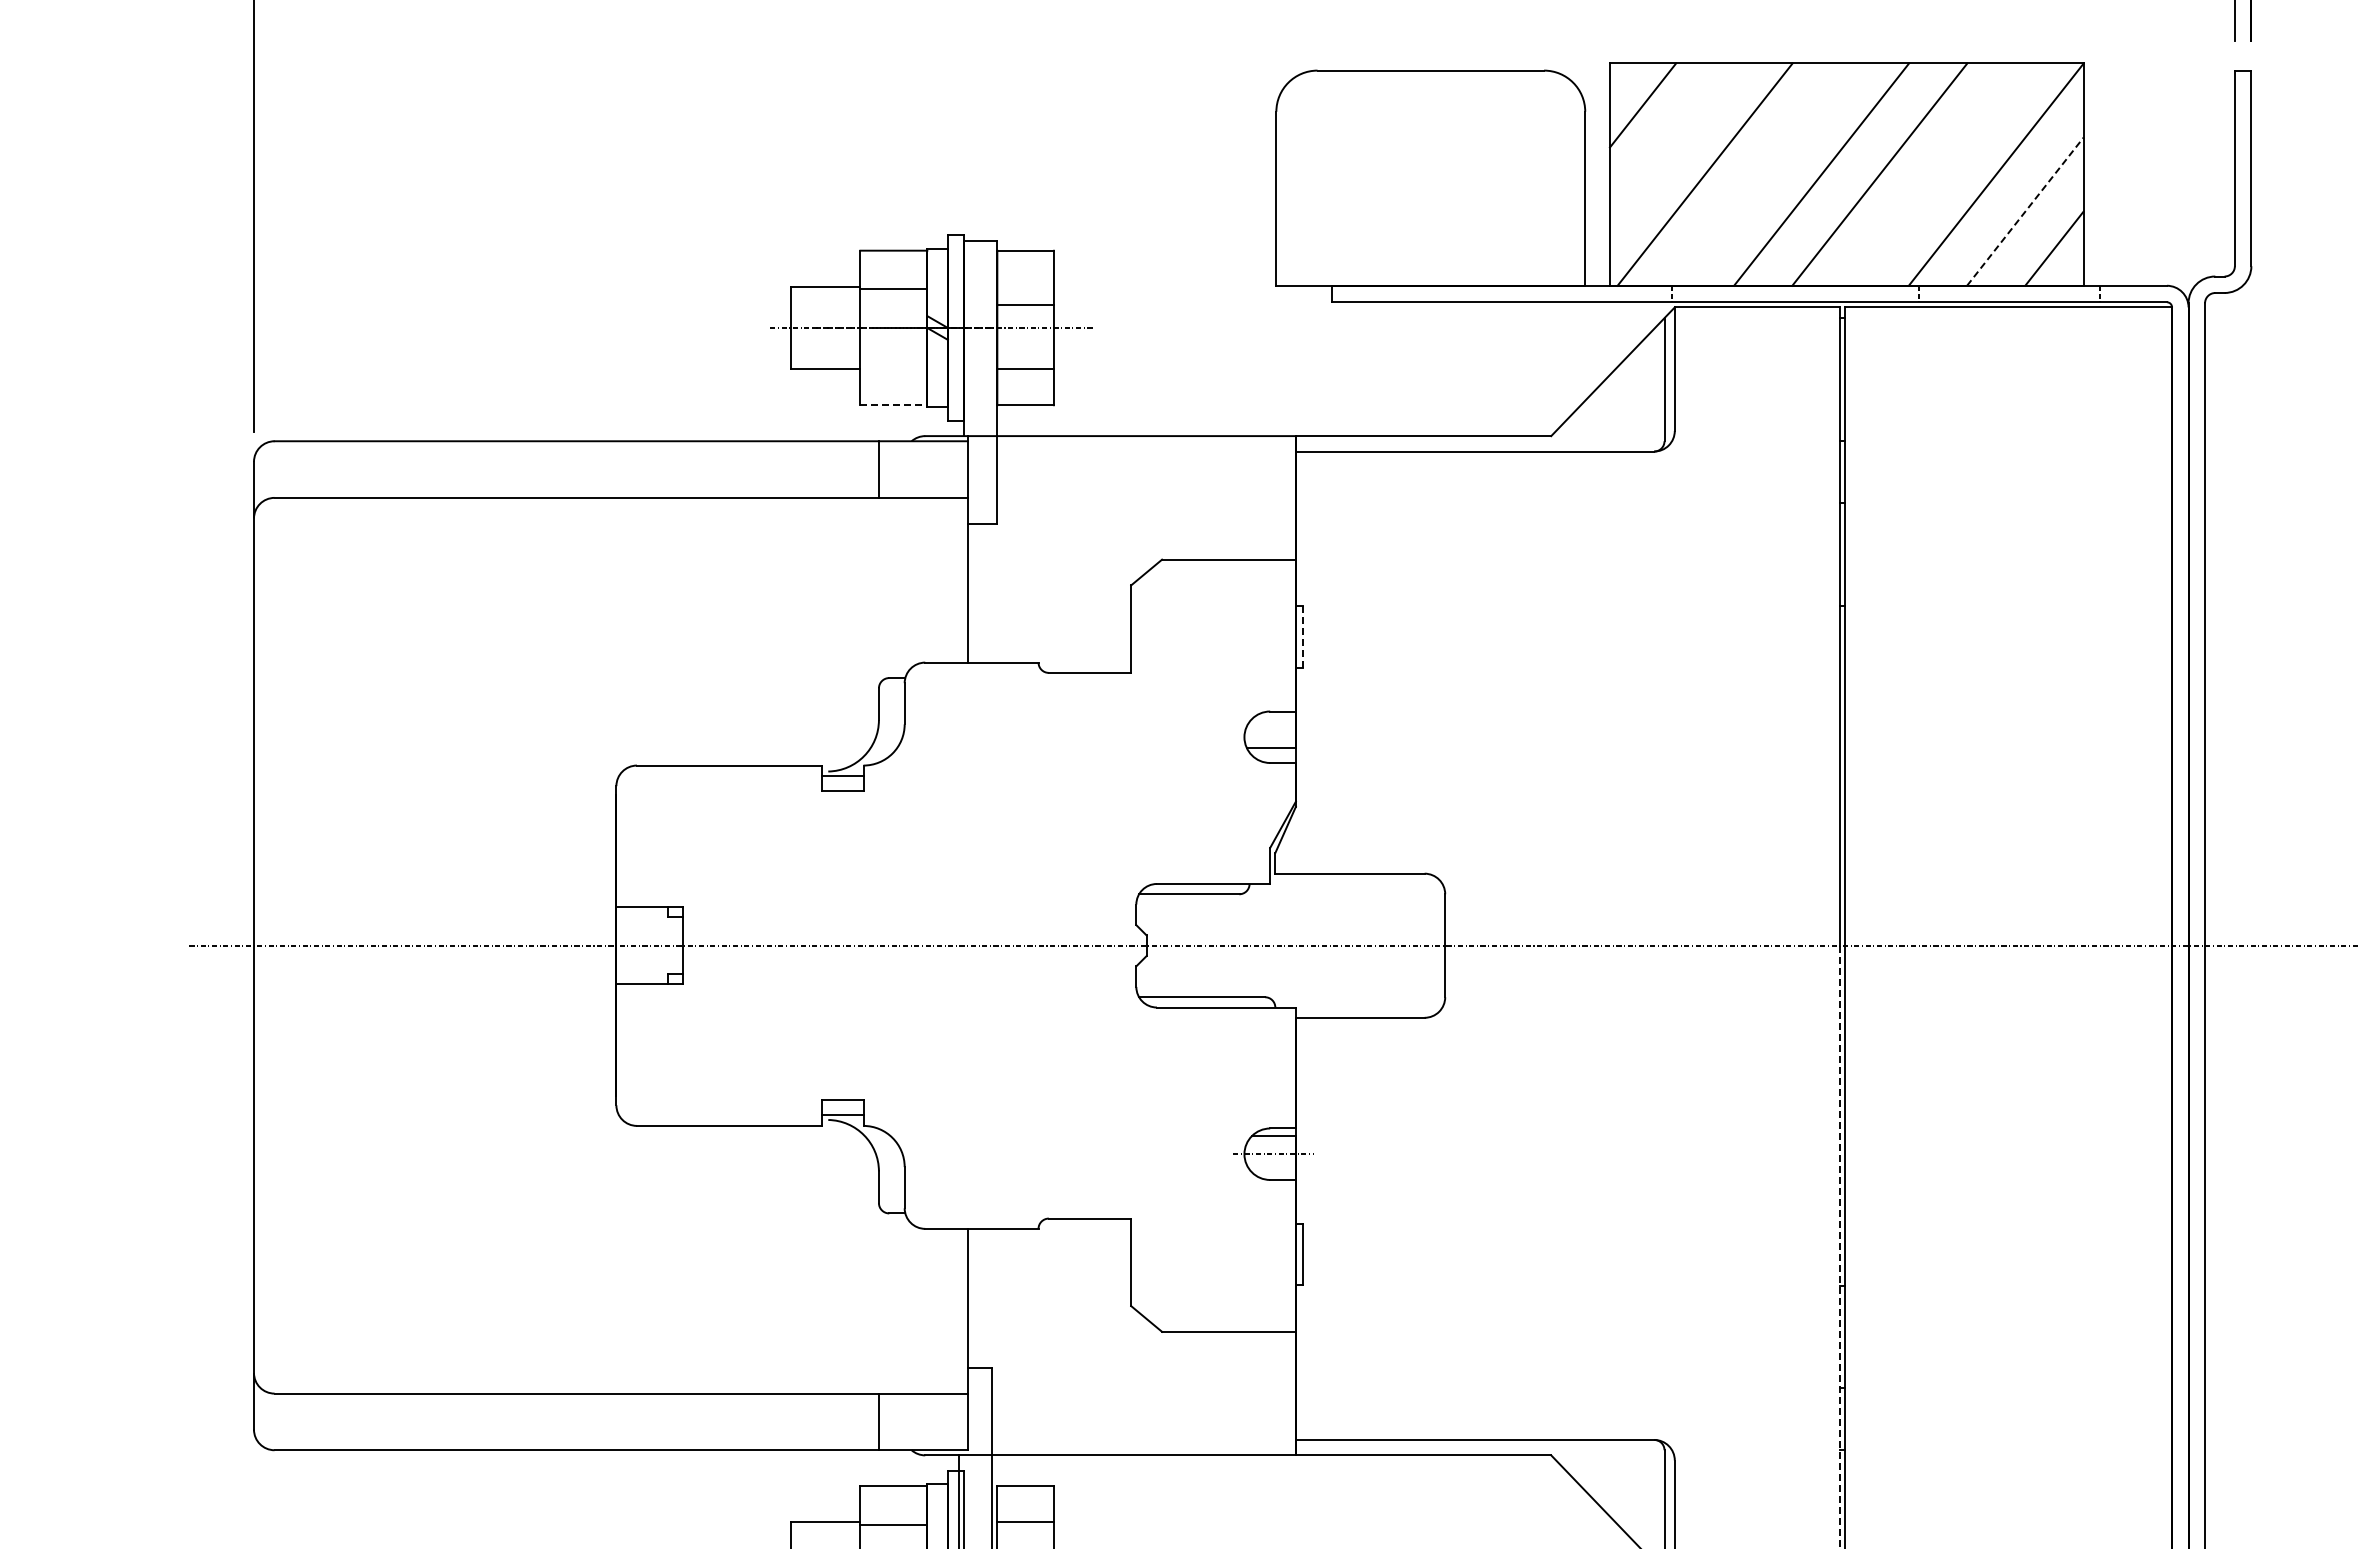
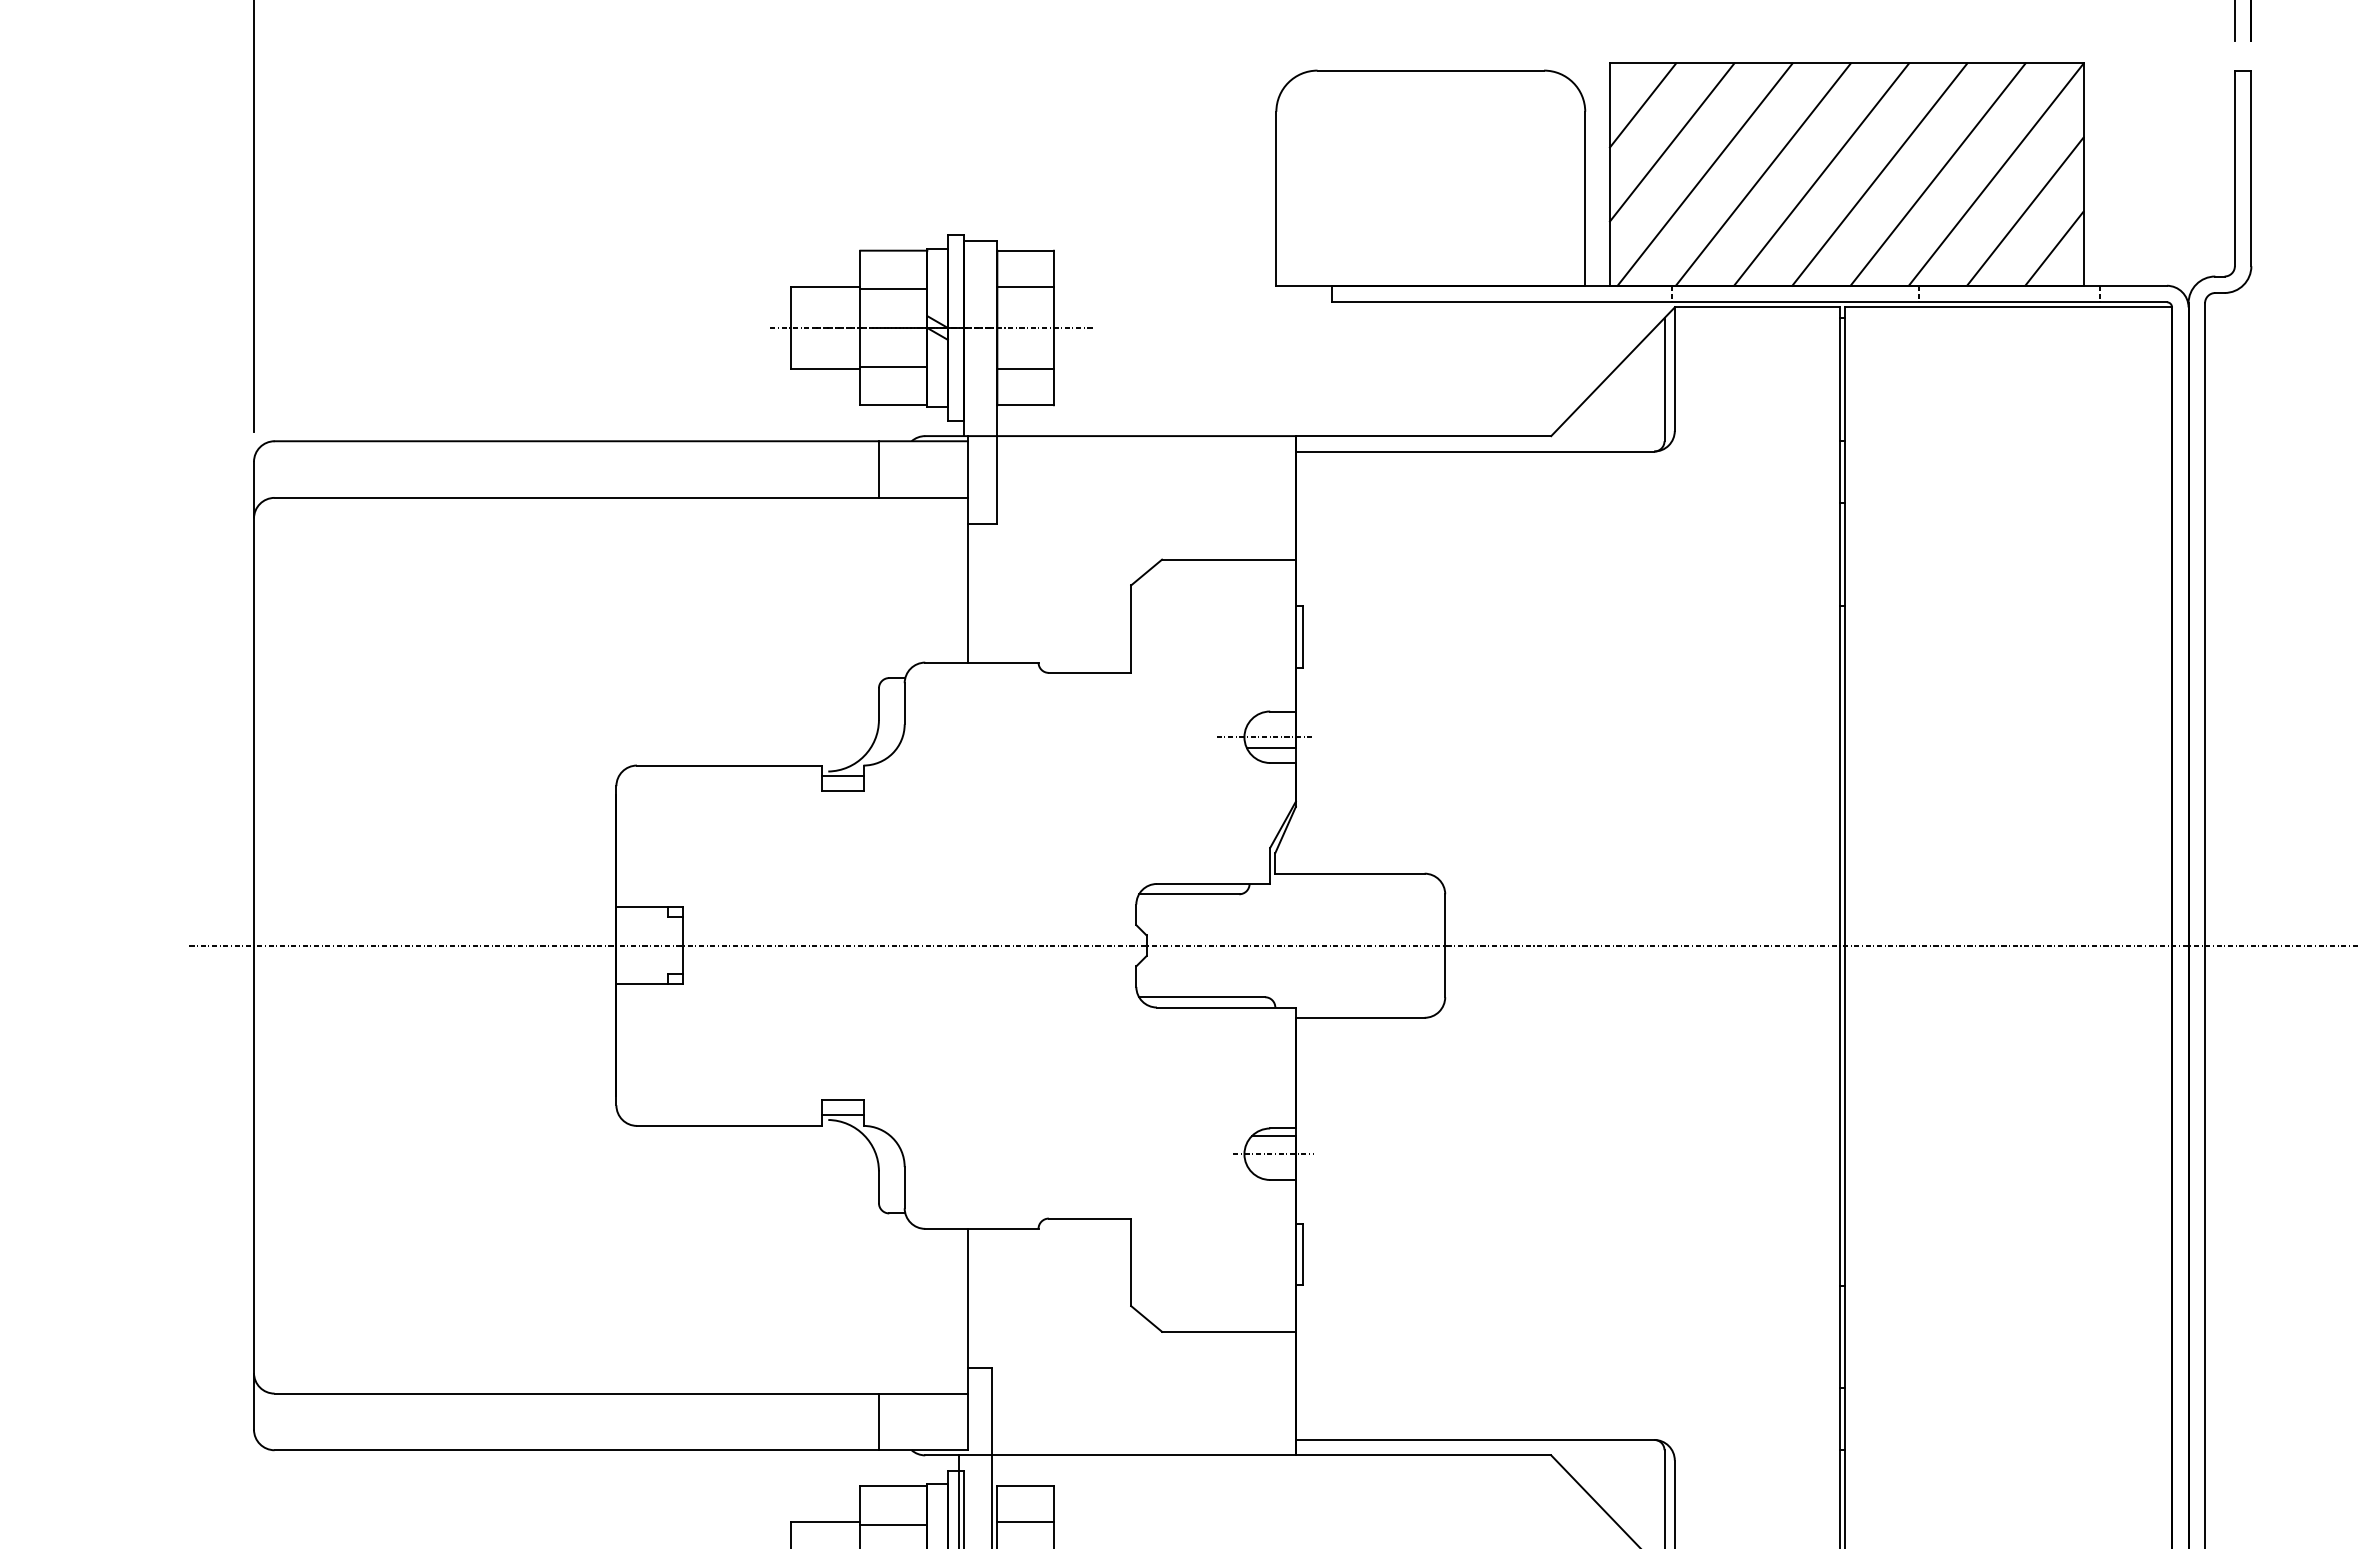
line: none -> present (1671, 142)
line: none -> present (1762, 174)
line: none -> present (1937, 174)
line: dashed -> solid (2025, 211)
line position: (1025, 304) -> (1025, 286) (1025, 286)
line: none -> present (893, 366)
line: dashed -> solid (894, 405)
line: dashed -> solid (1303, 636)
line: none -> present (1264, 737)
line: dashed -> solid (1839, 1247)
